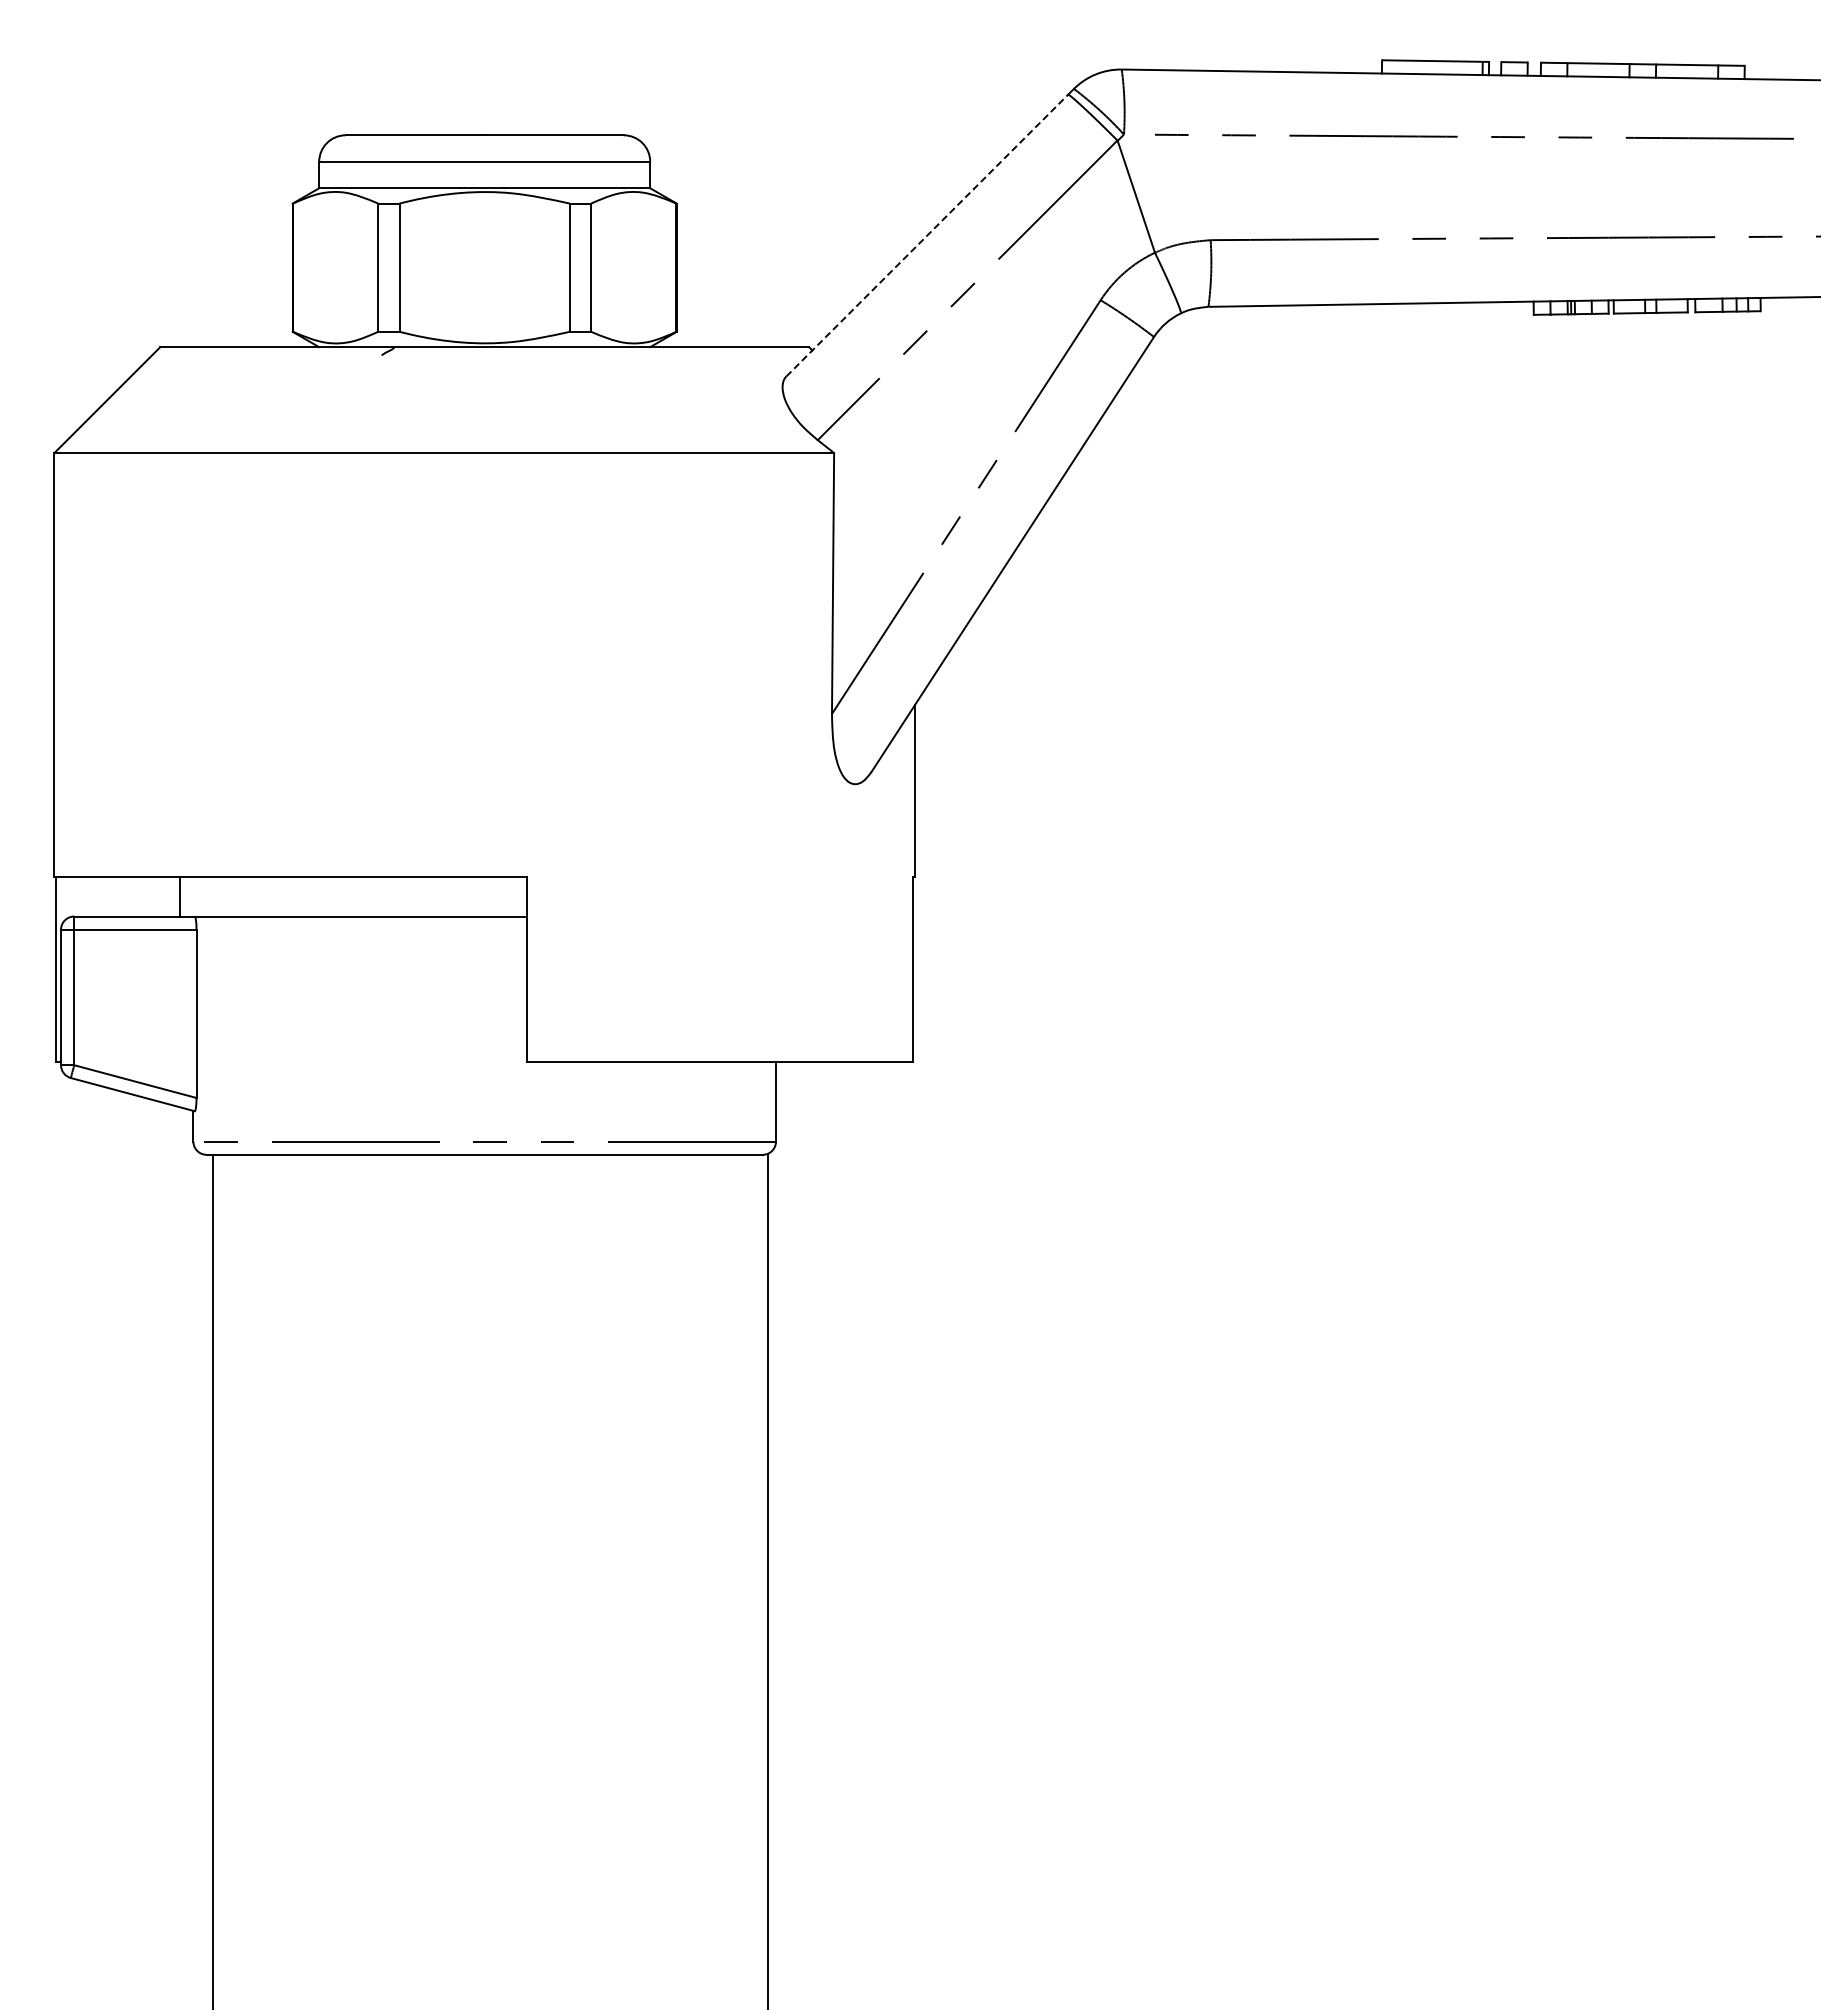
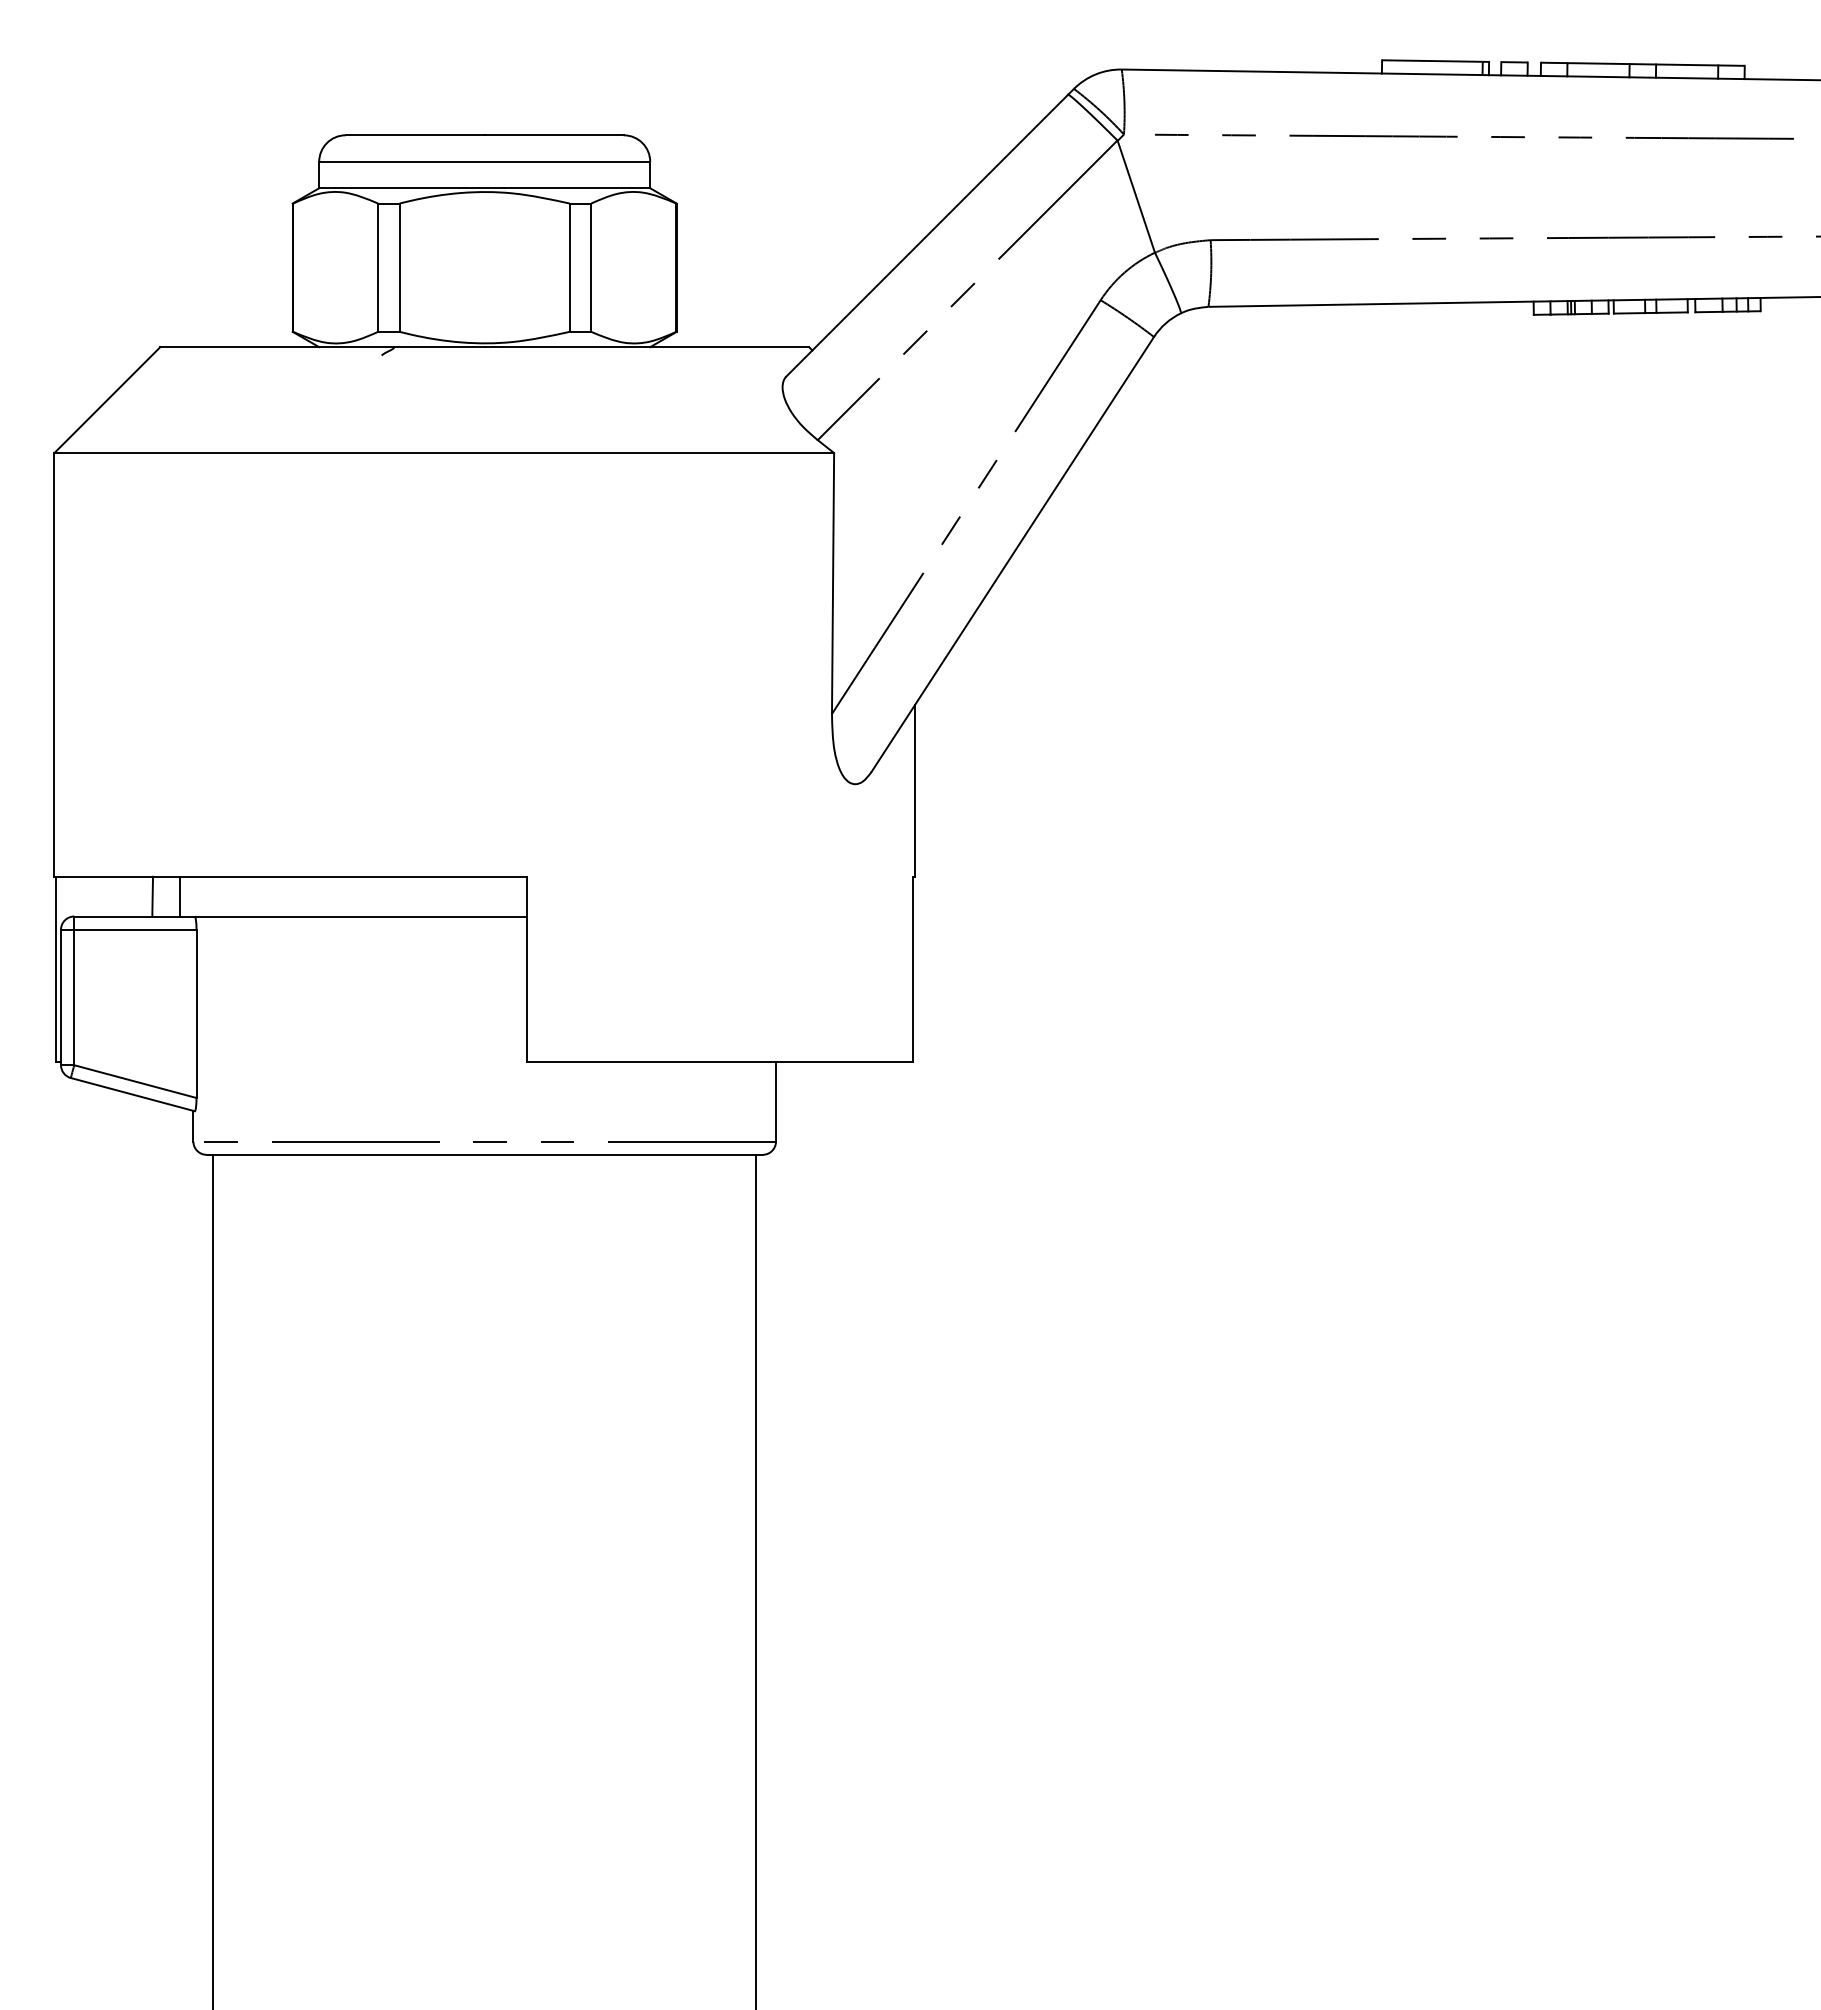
line: dashed -> solid (927, 235)
line: none -> present (152, 896)
line position: (768, 1580) -> (756, 1580) (756, 1580)
